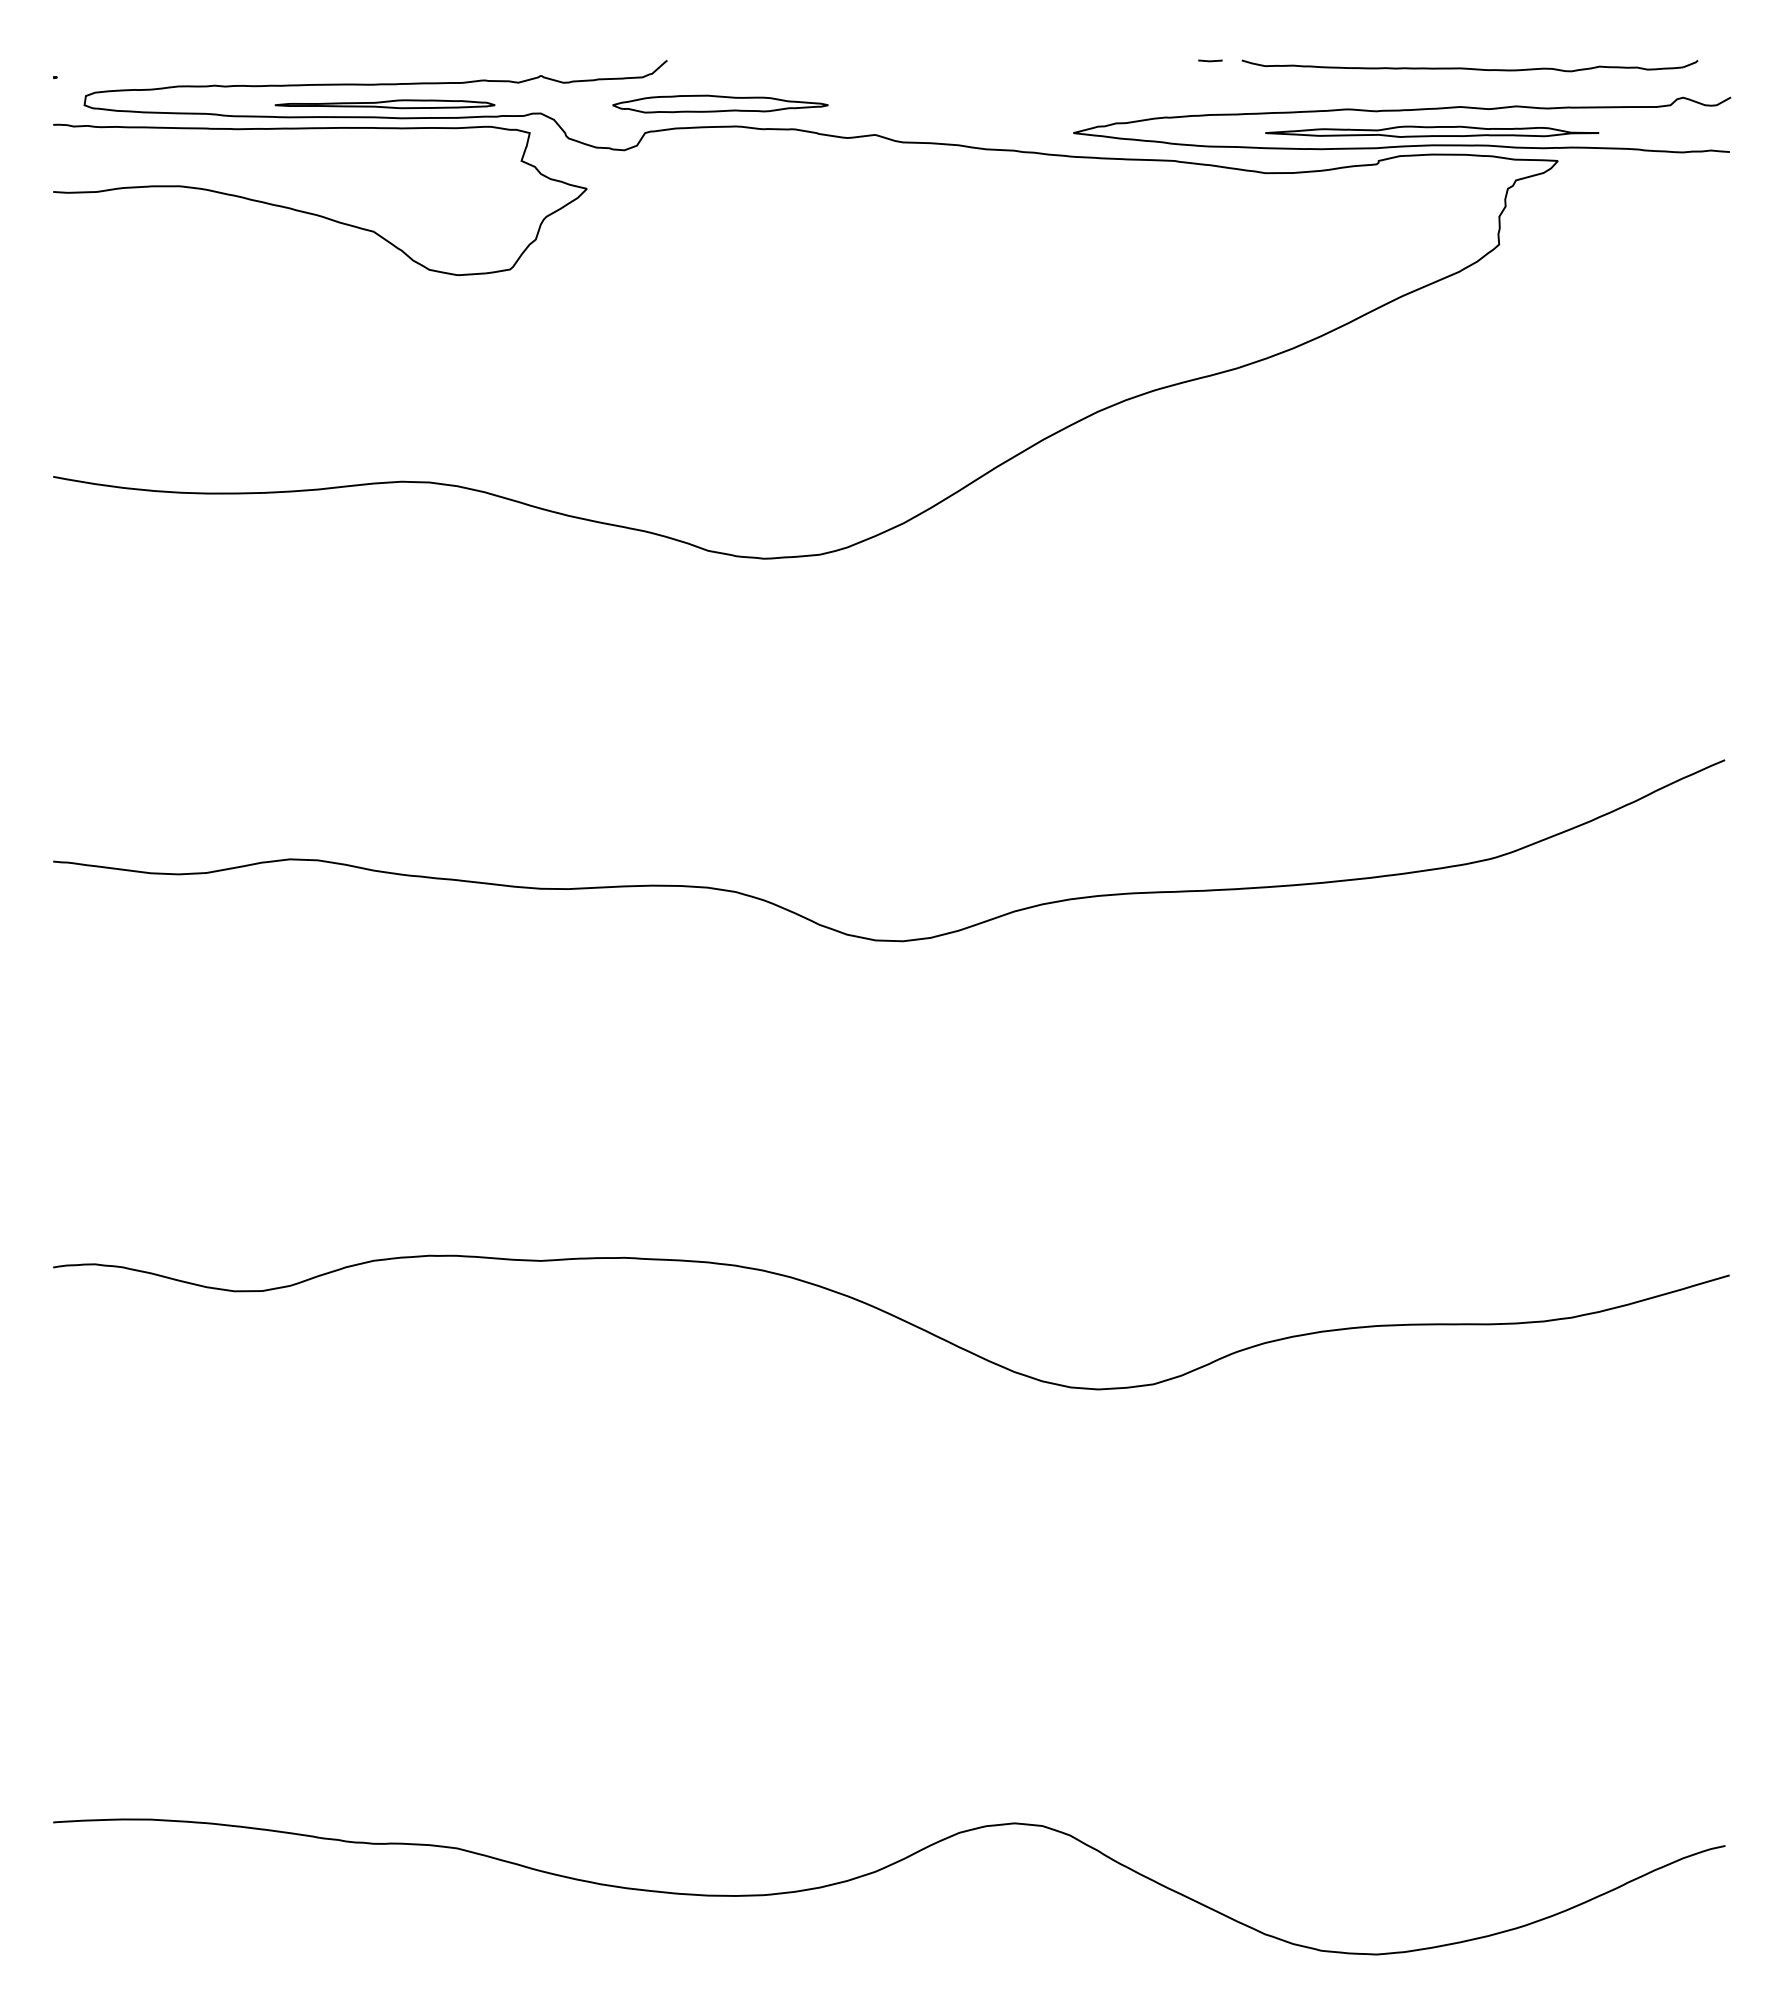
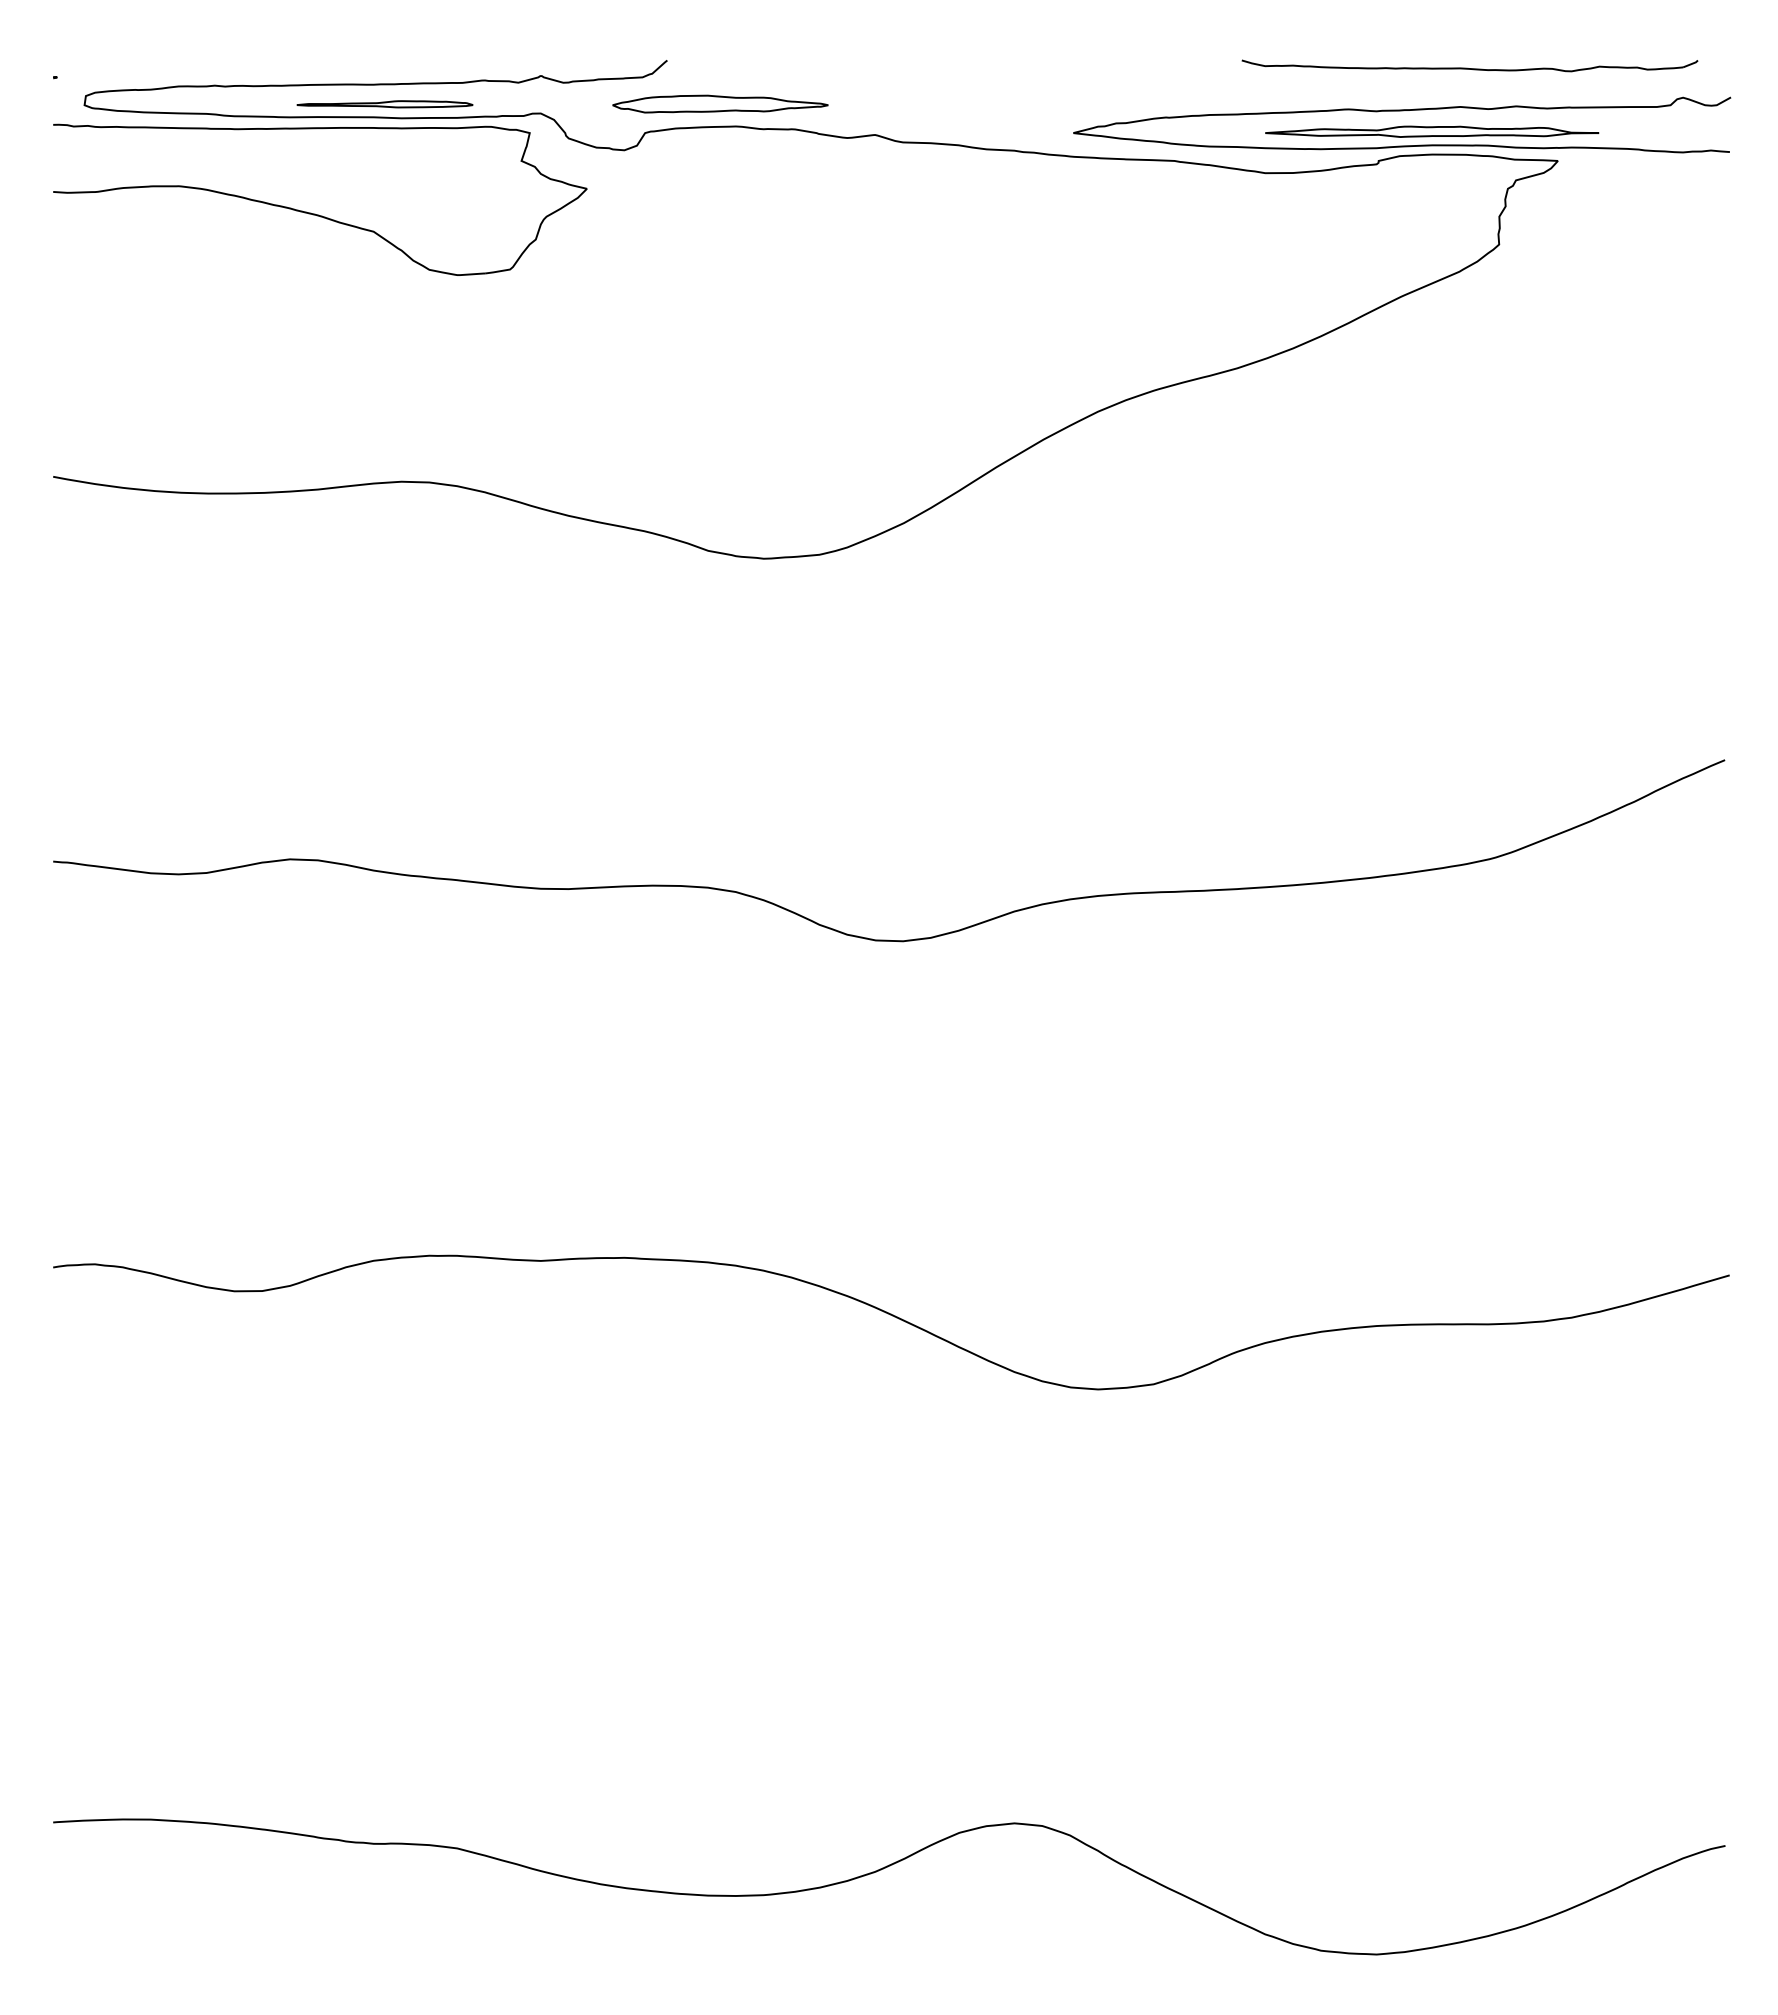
line: present -> none (1210, 60)
part size: 222x11 px -> 178x9 px (384, 104)
